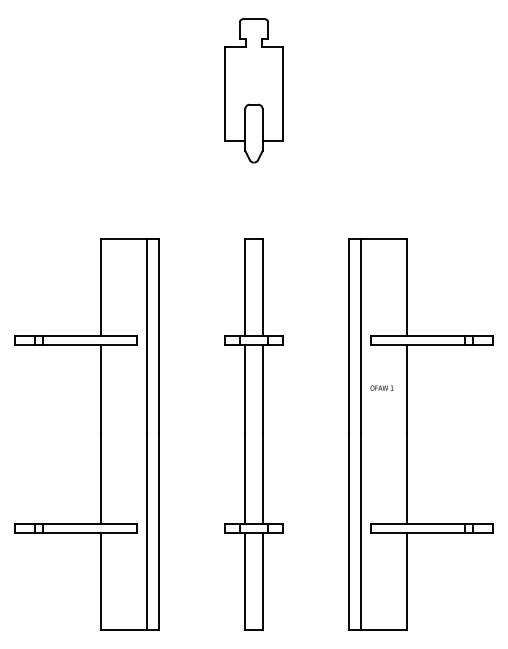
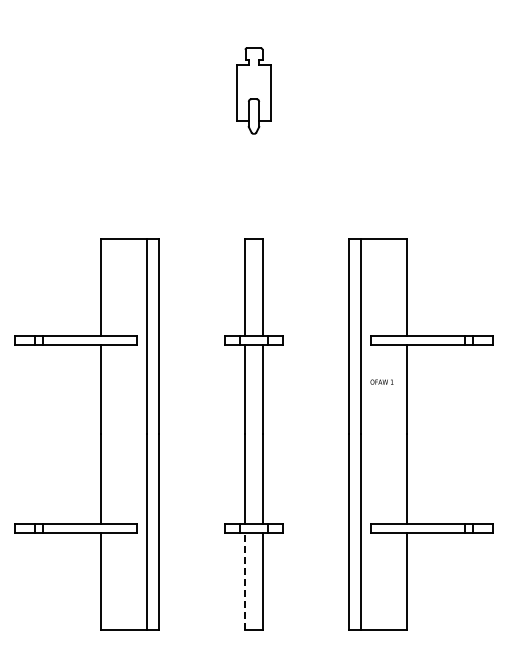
part size: 60x146 px -> 36x88 px (253, 90)
text position: (381, 387) -> (381, 381) (381, 381)
line: solid -> dashed (245, 580)
